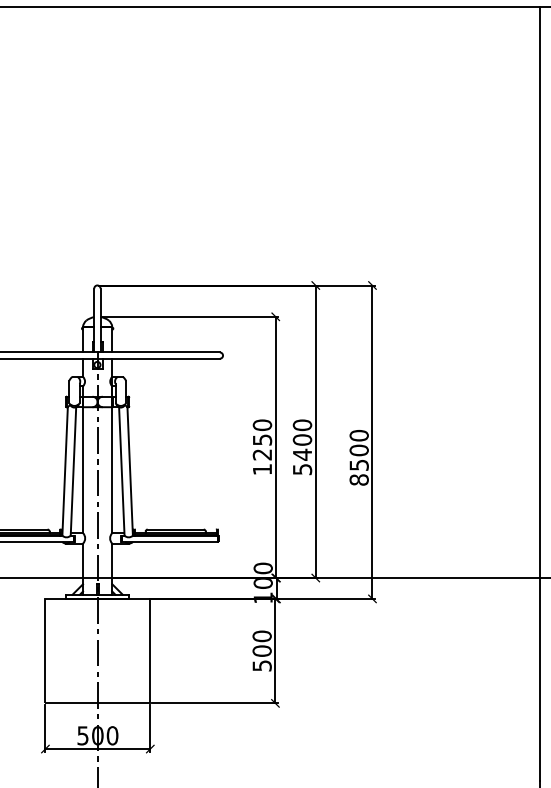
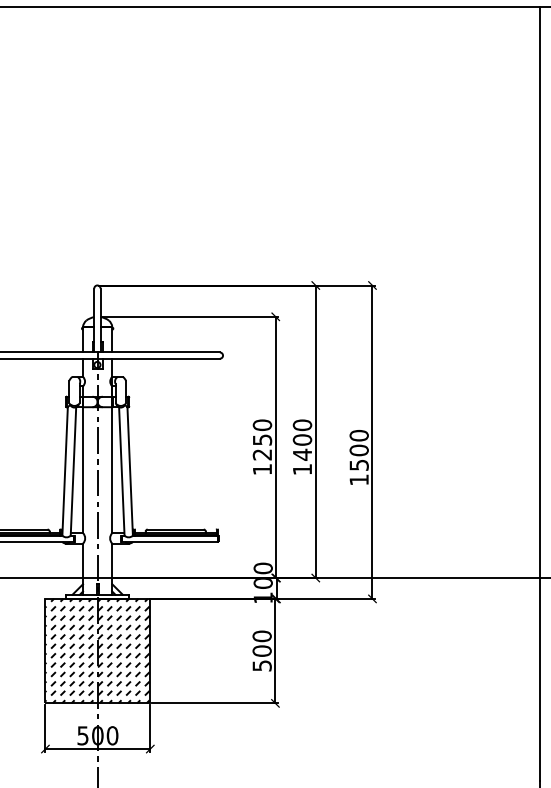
text: 5400 -> 1400 (302, 469)
text: 8500 -> 1500 (358, 479)
hatch: none -> present (97, 650)
